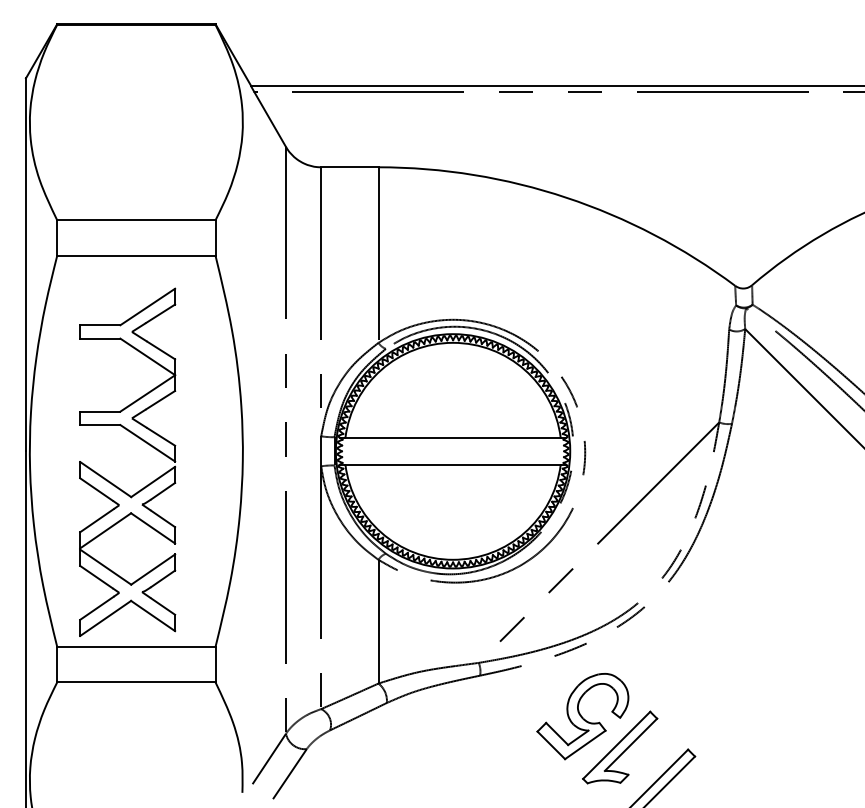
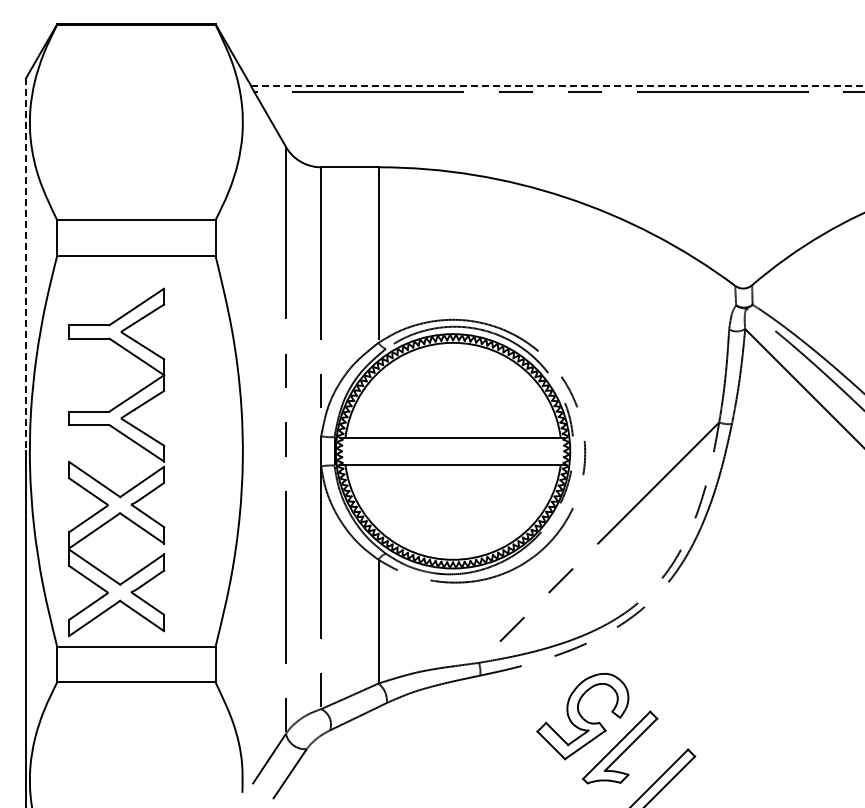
line: solid -> dashed (557, 85)
line: solid -> dashed (25, 265)
part position: (141, 440) -> (130, 440) (130, 440)
